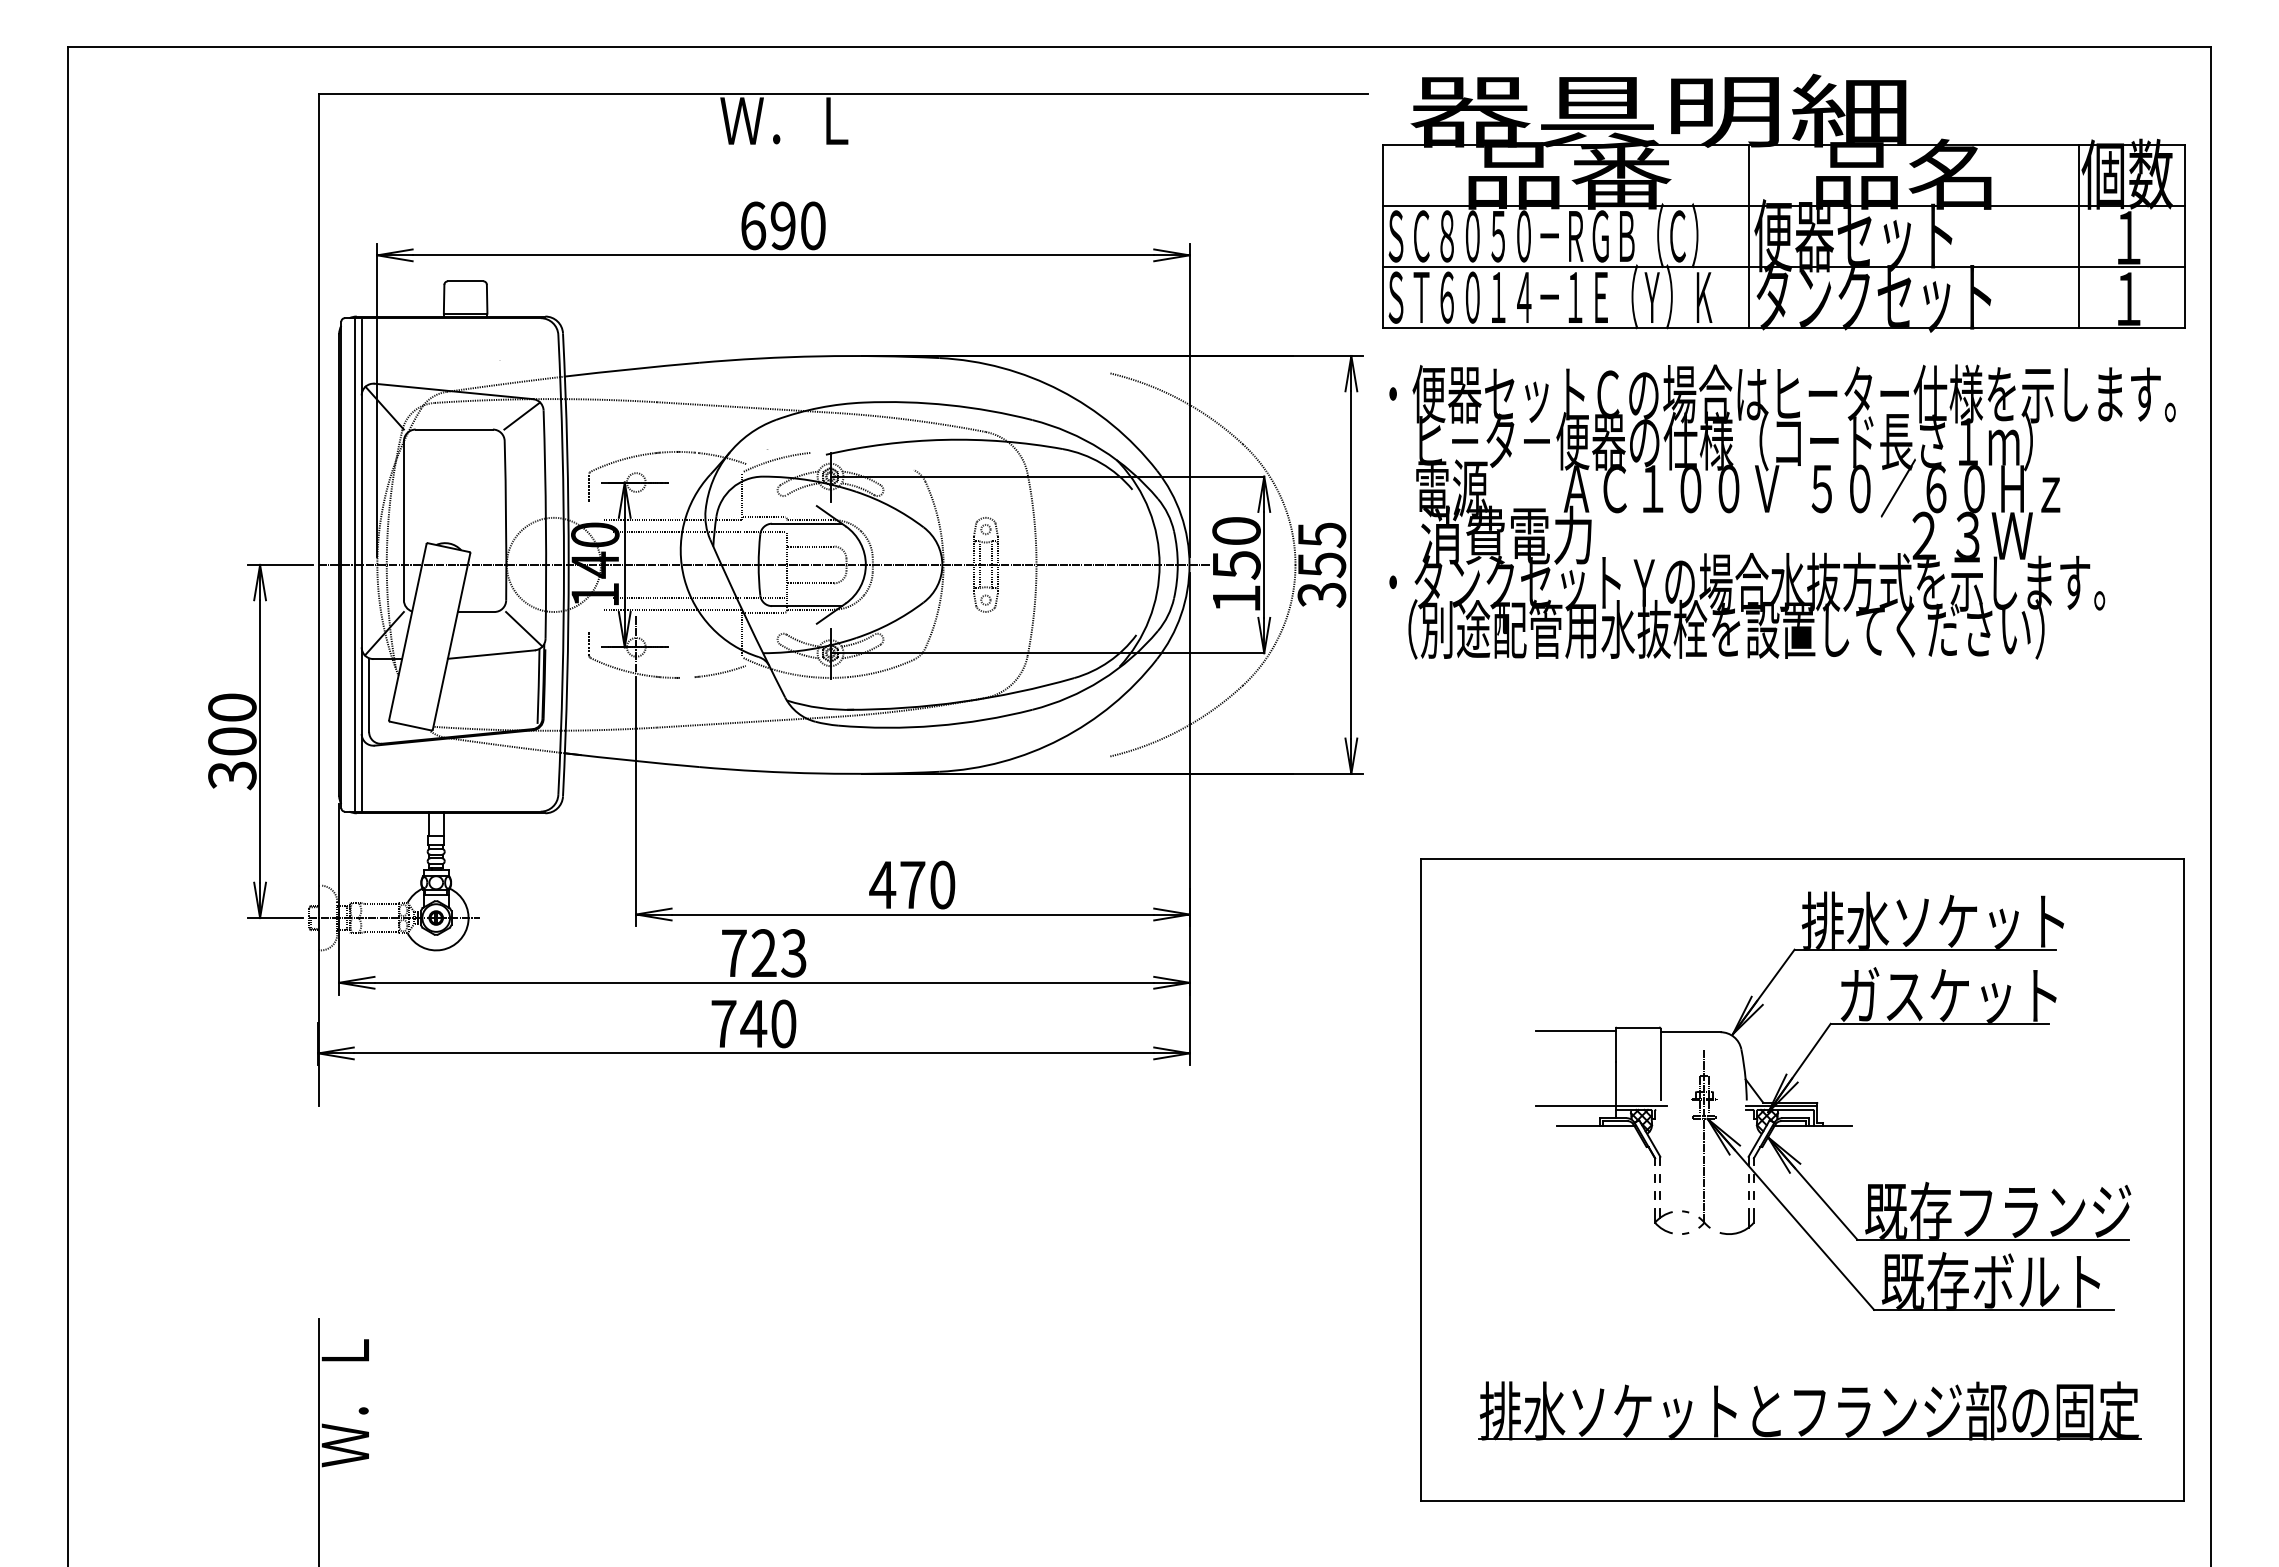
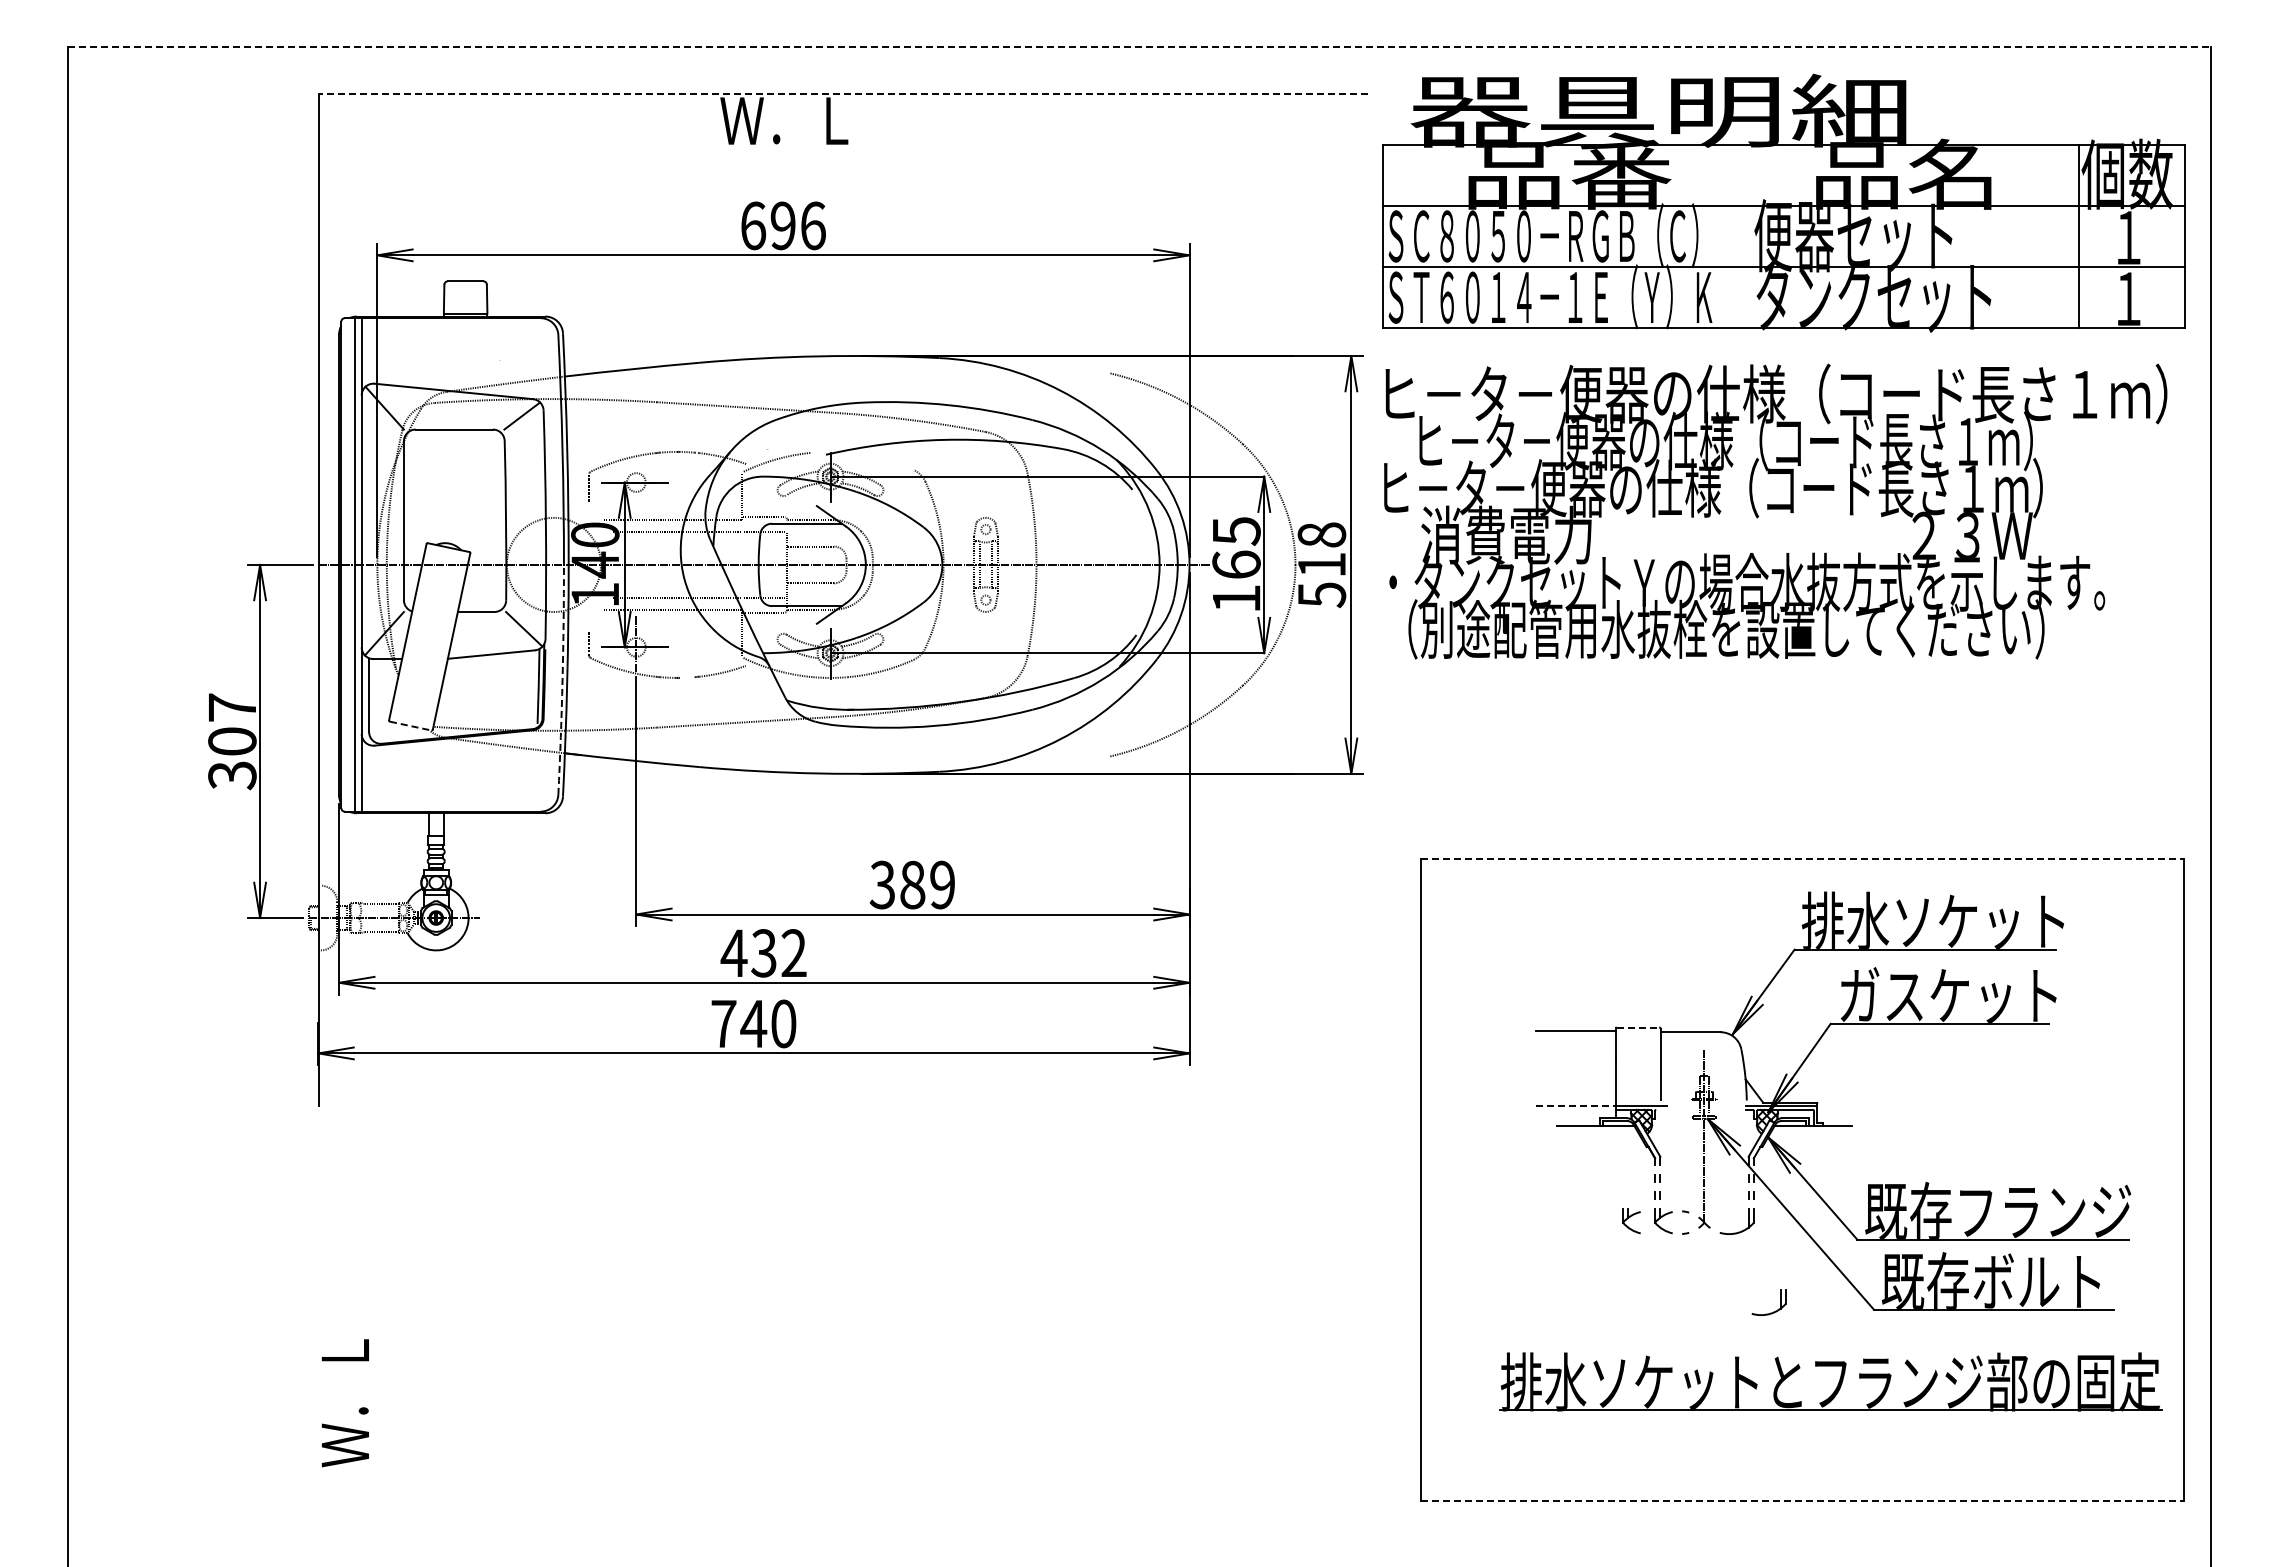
line: solid -> dashed (1139, 47)
line: solid -> dashed (843, 94)
text: 690 -> 696 (813, 225)
line: present -> none (1749, 236)
text: ・便器セットＣの場合はヒーター仕様を示します。 -> ヒ－タ－便器の仕様（コード長さ１ｍ） (1780, 393)
text: 電源        ＡＣ１００Ｖ  ５０／６０Ｈｚ -> ヒ－タ－便器の仕様（コード長さ１ｍ） (1722, 487)
text: 150 -> 165 (1236, 548)
text: 355 -> 518 (1321, 565)
arc: solid -> dashed (562, 679)
text: 300 -> 307 (232, 707)
line: solid -> dashed (411, 726)
line: solid -> dashed (1802, 859)
text: 470 -> 389 (912, 884)
text: 723 -> 432 (763, 953)
line: solid -> dashed (1638, 1027)
line: solid -> dashed (1576, 1106)
part: none -> present (1631, 1221)
part: none -> present (1770, 1312)
part position: (1816, 1413) -> (1837, 1384) (1837, 1384)
line: present -> none (318, 1441)
line: solid -> dashed (1802, 1500)
